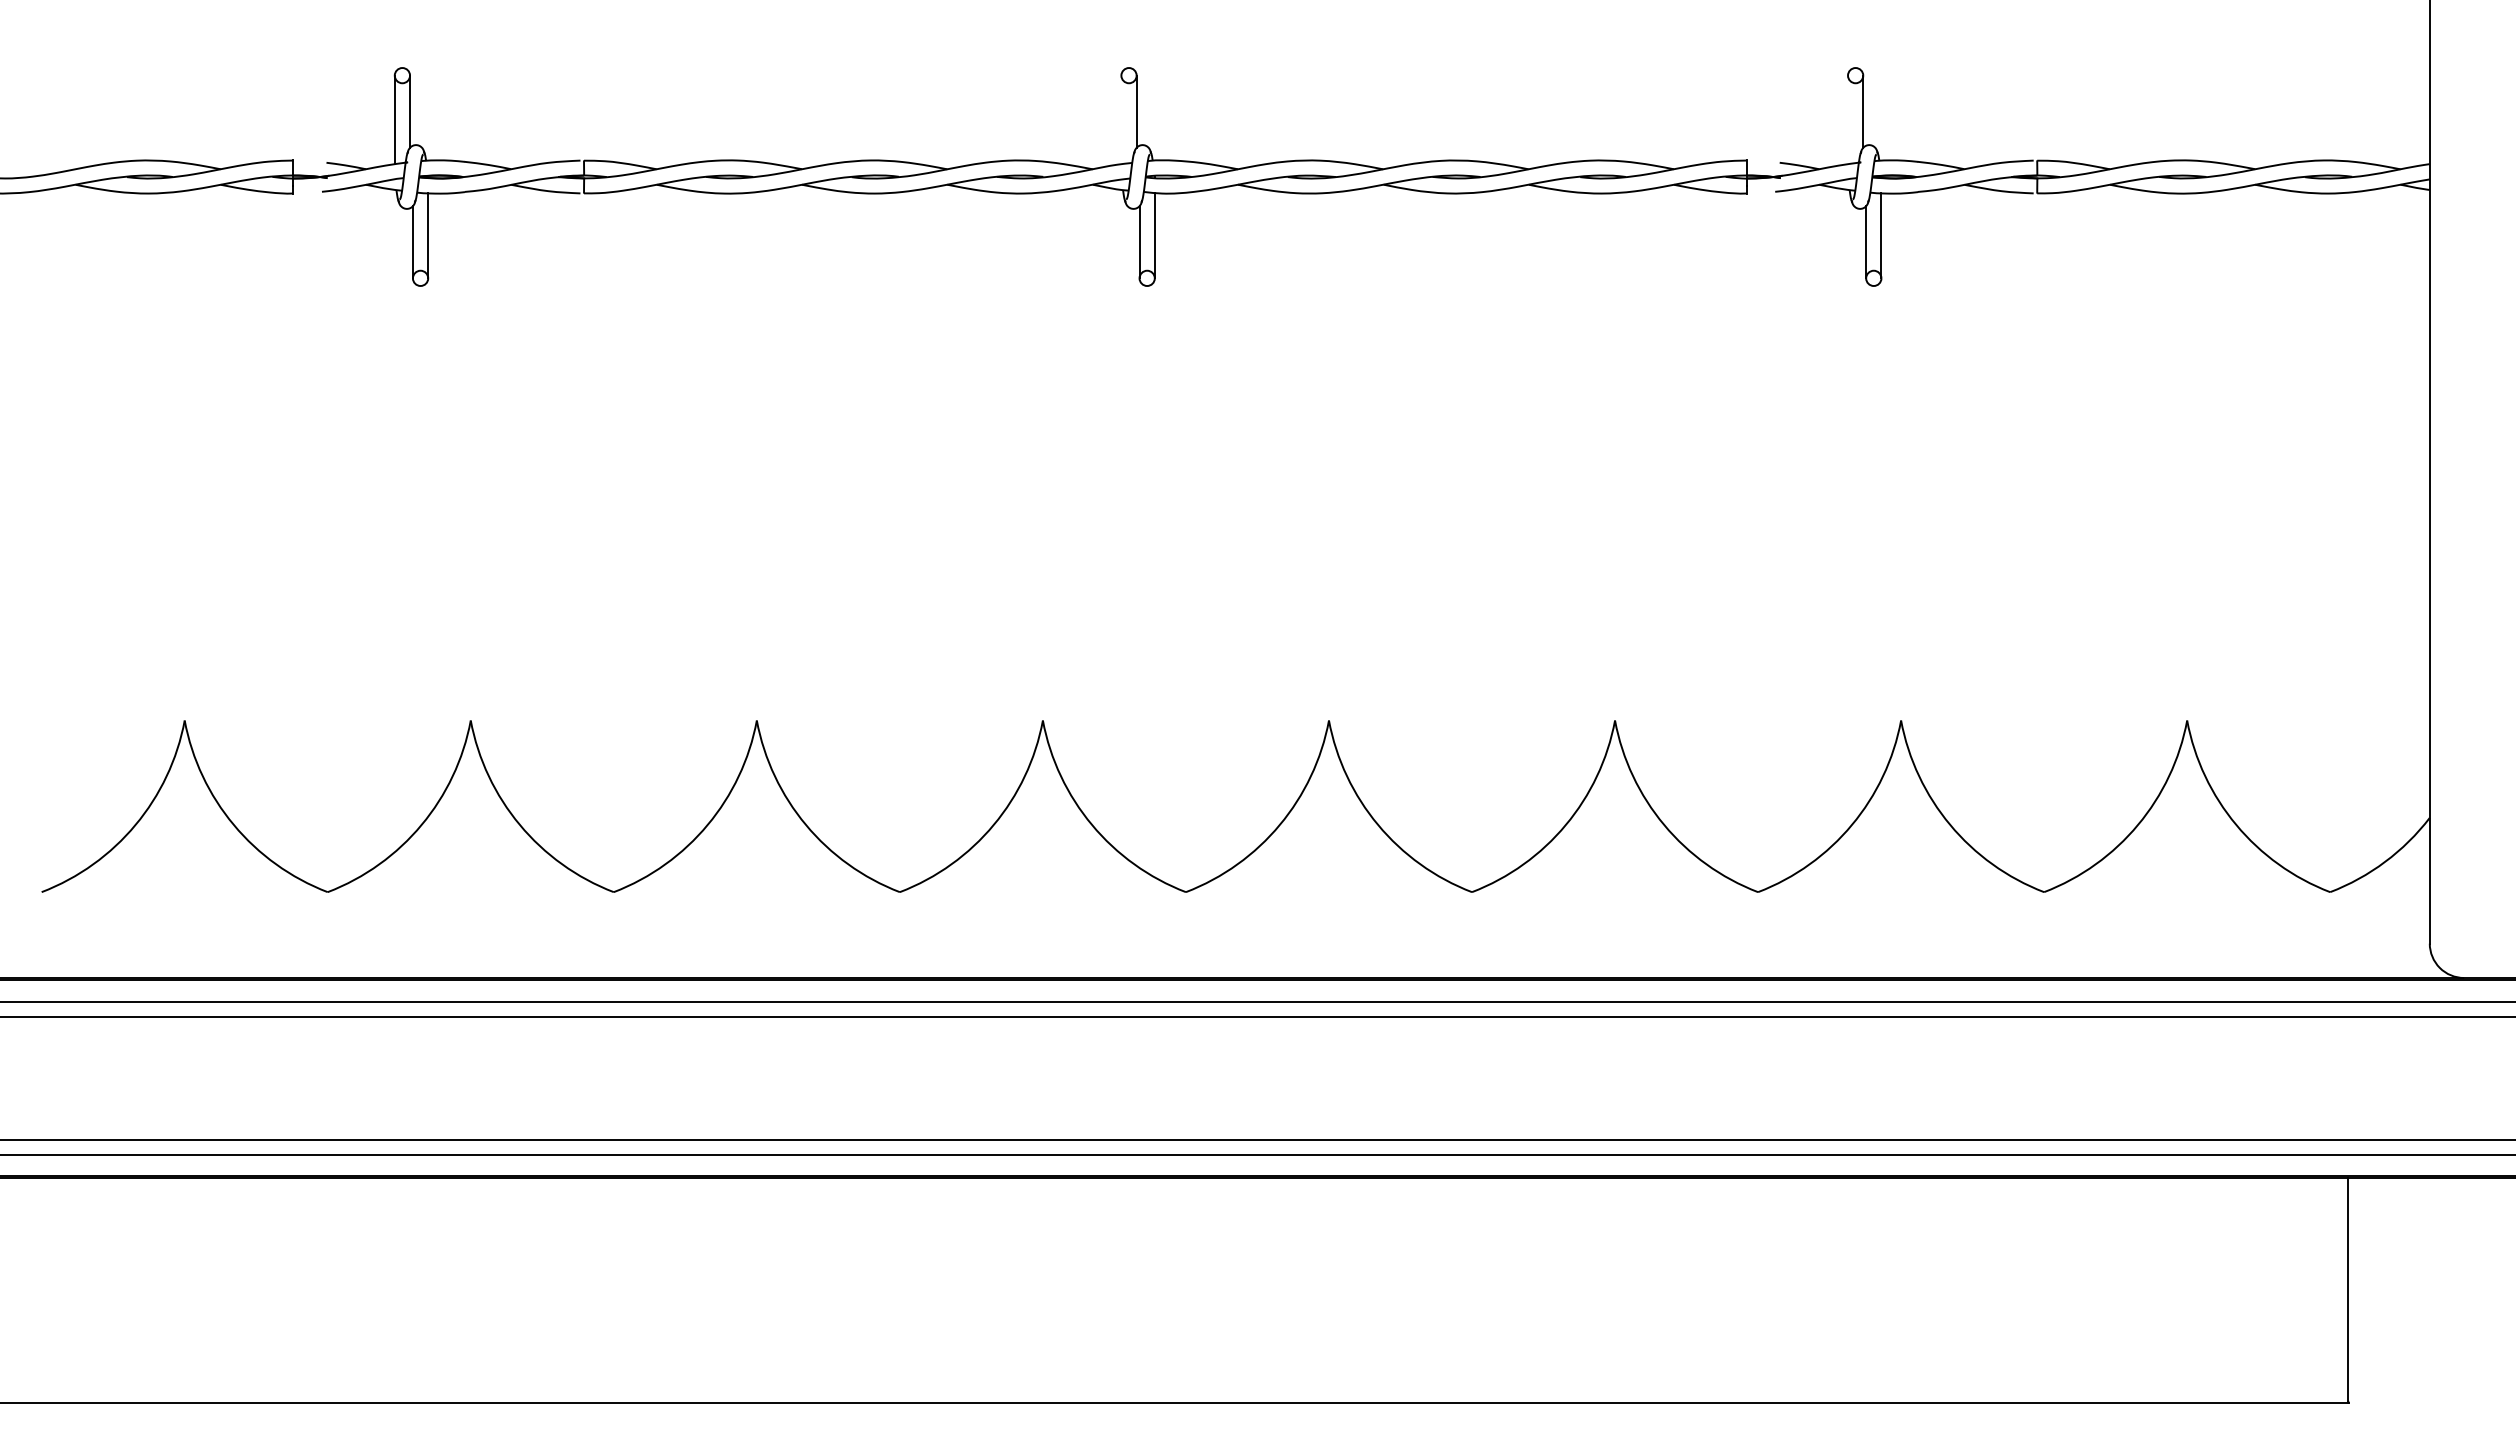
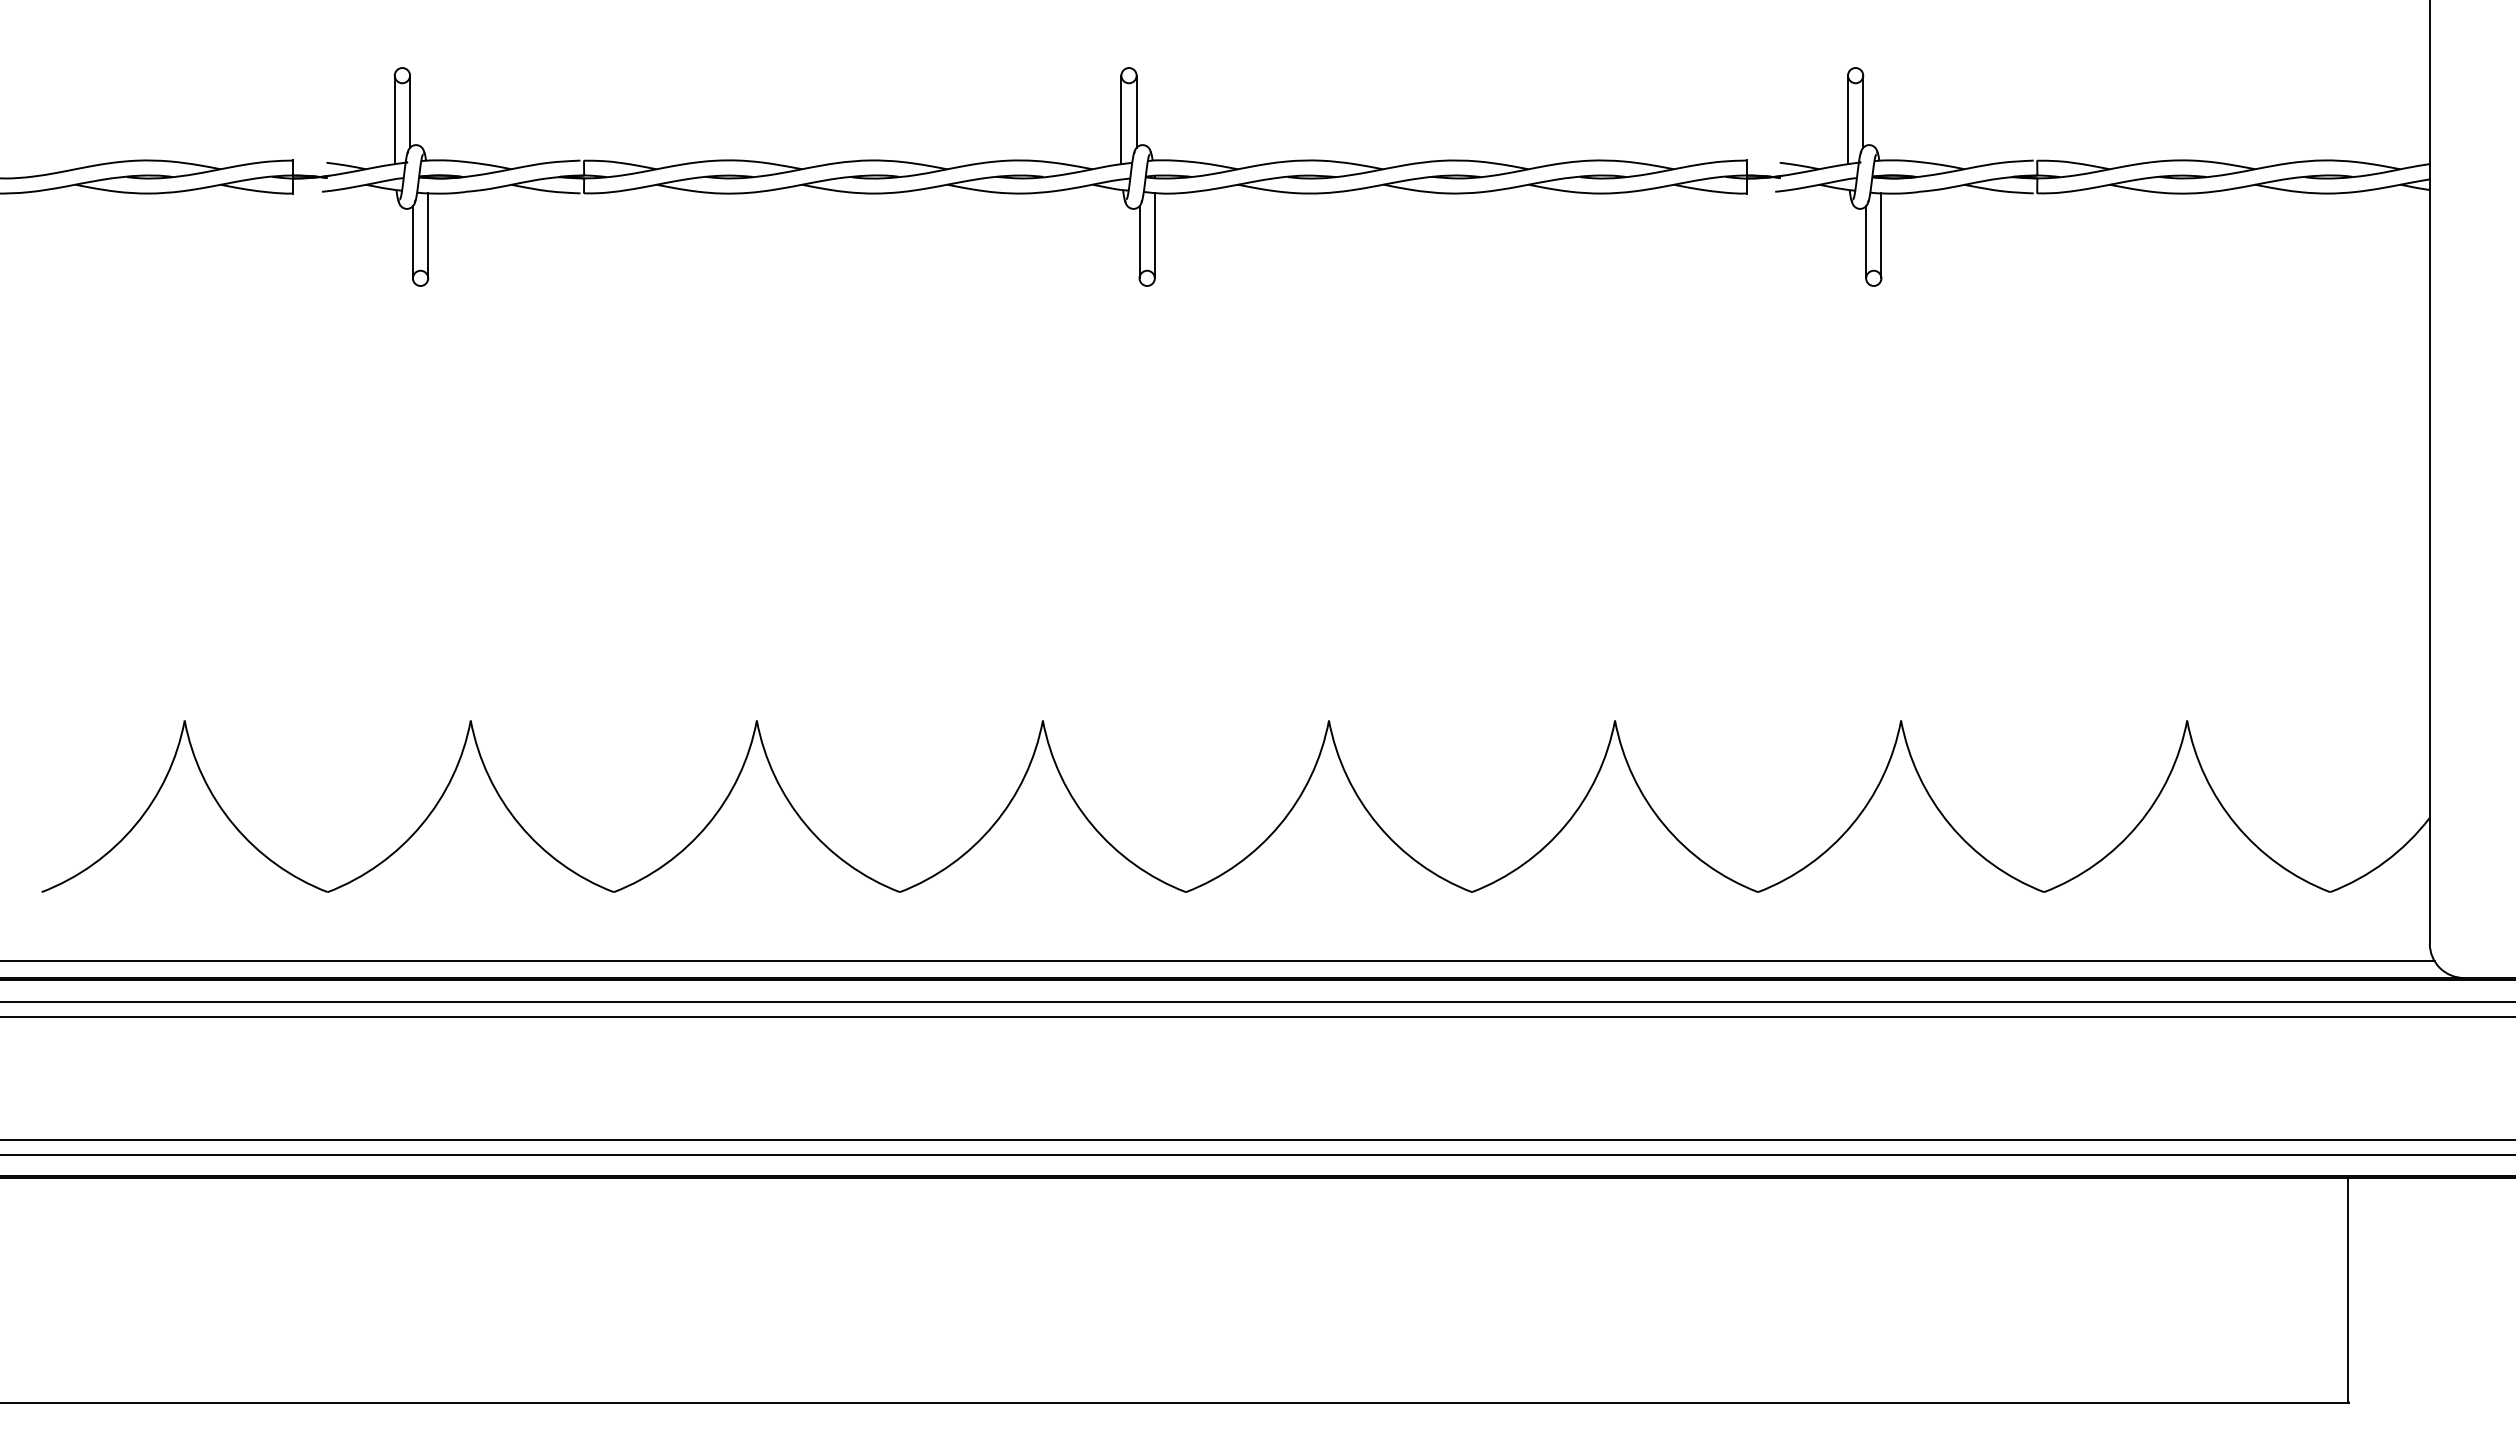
line: none -> present (1121, 119)
line: none -> present (1848, 119)
line: none -> present (1218, 961)
